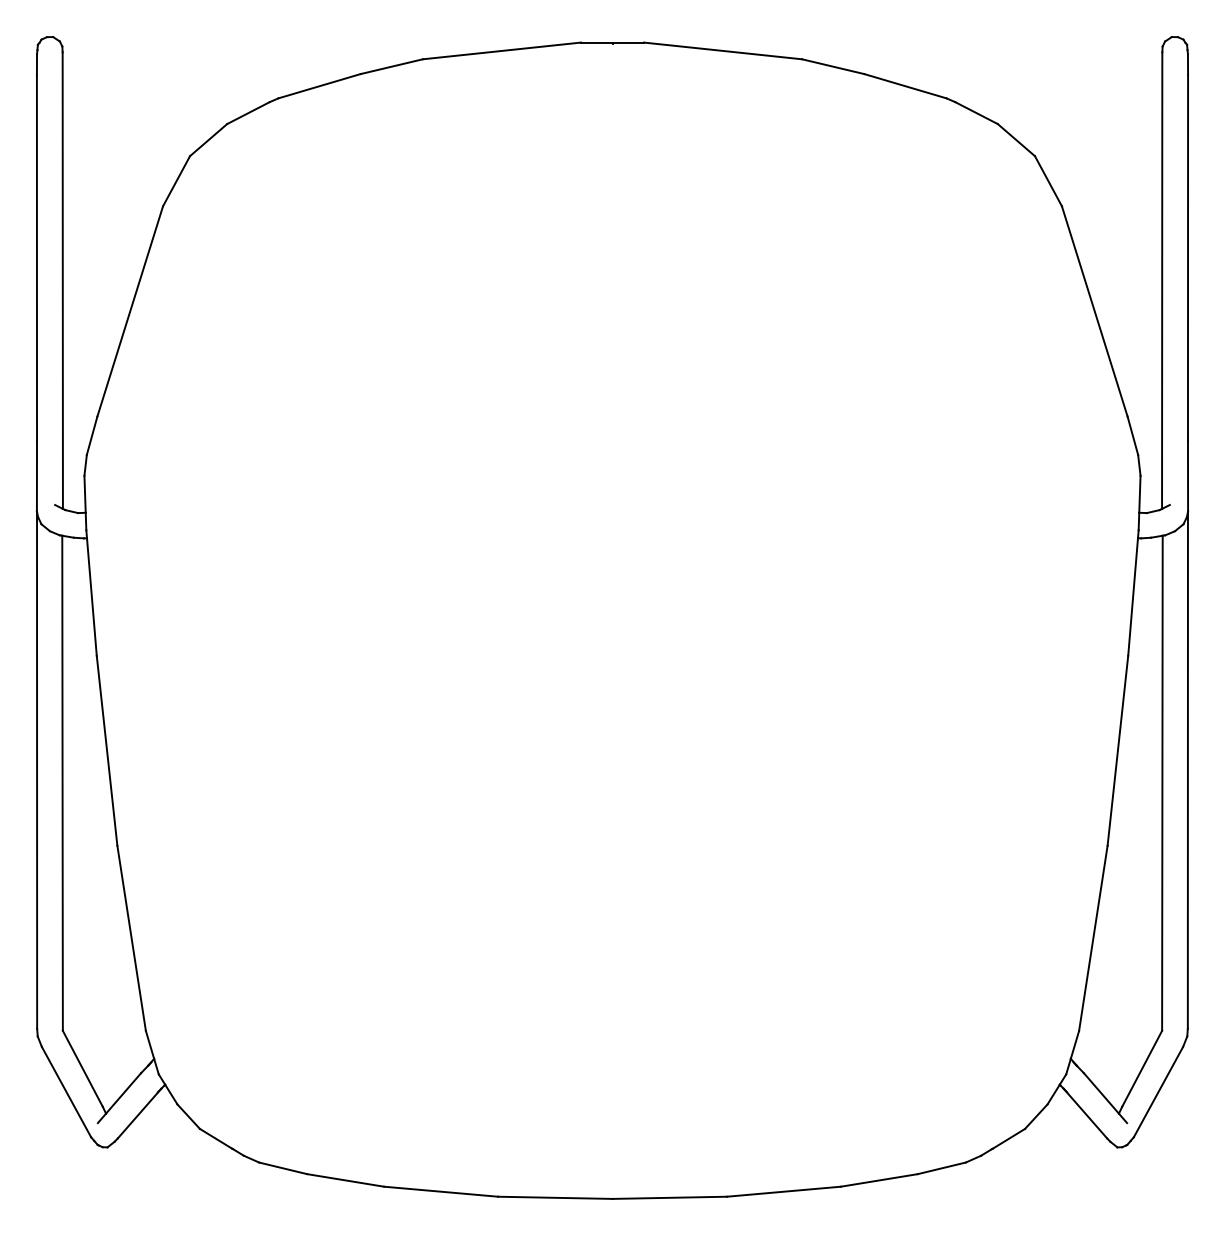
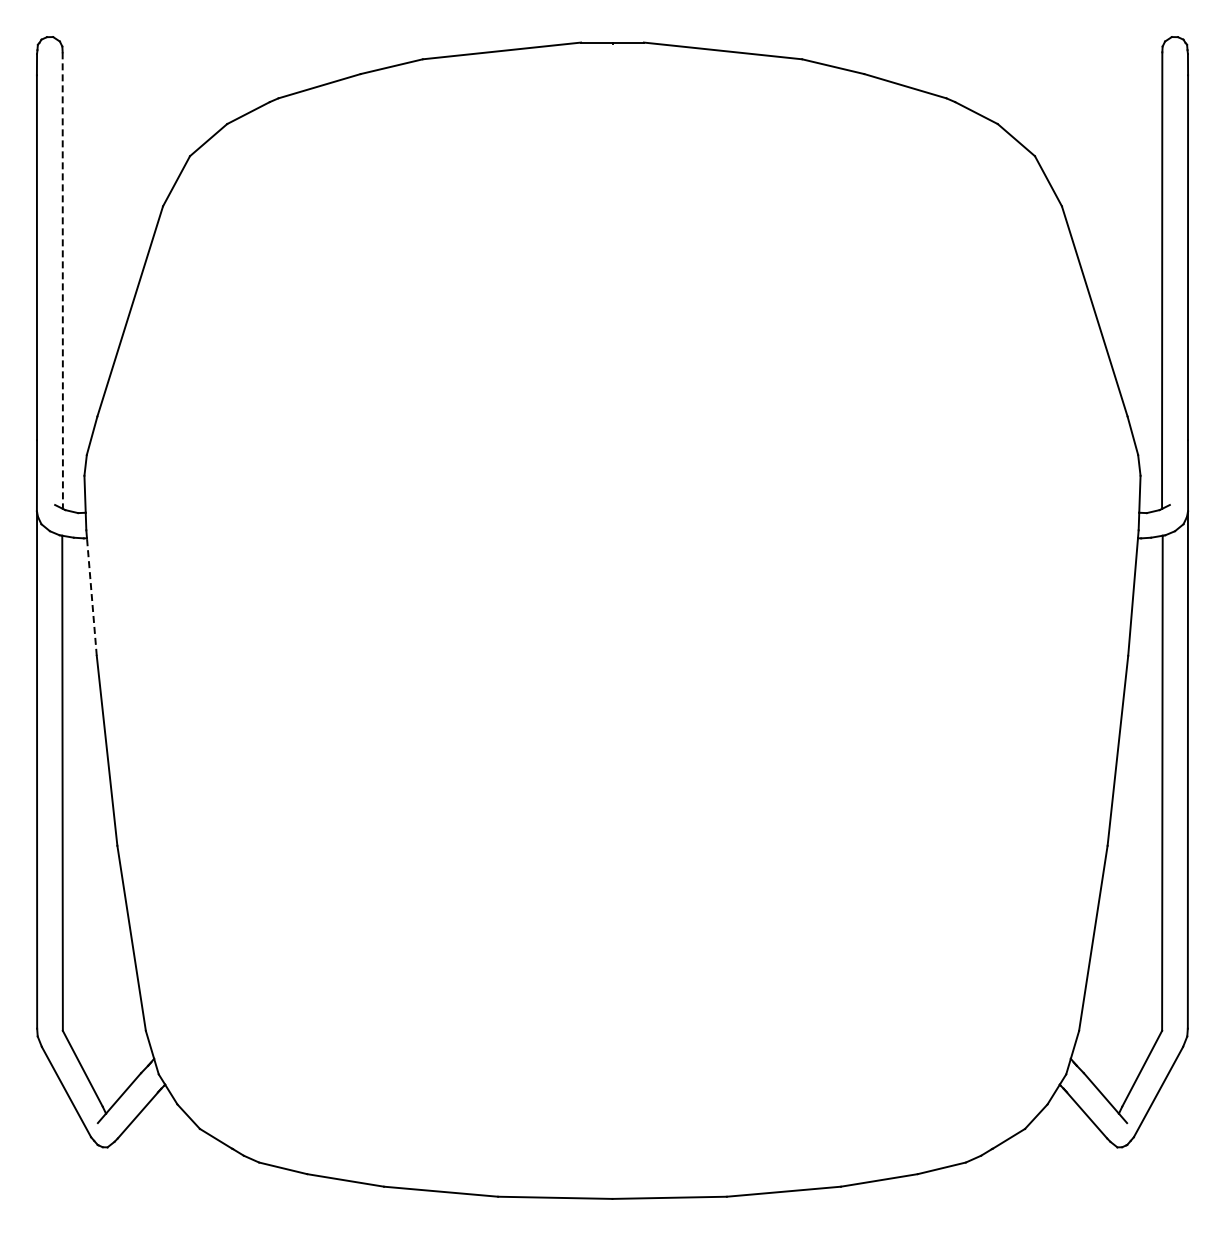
line: solid -> dashed (62, 281)
line: solid -> dashed (91, 597)
